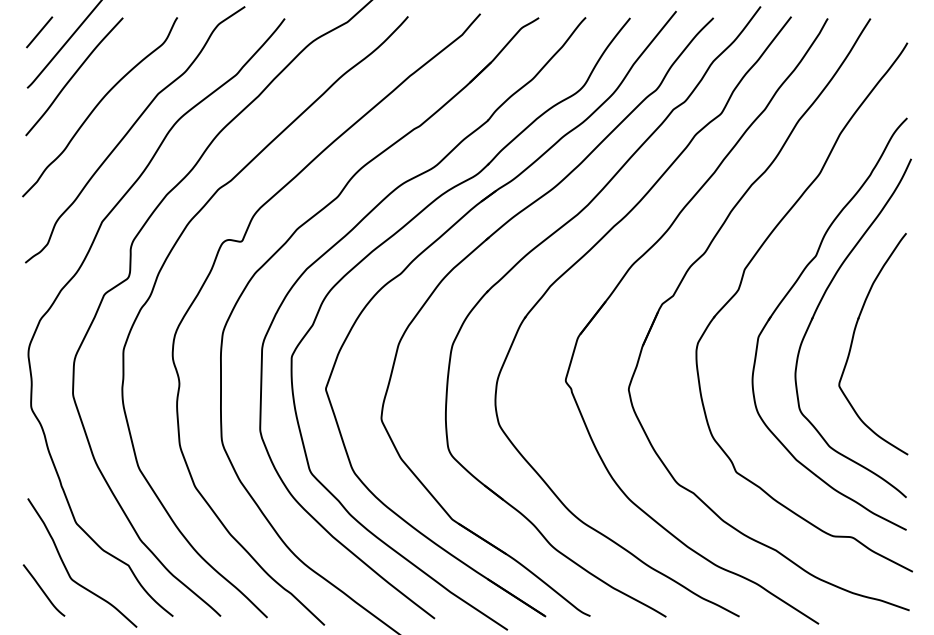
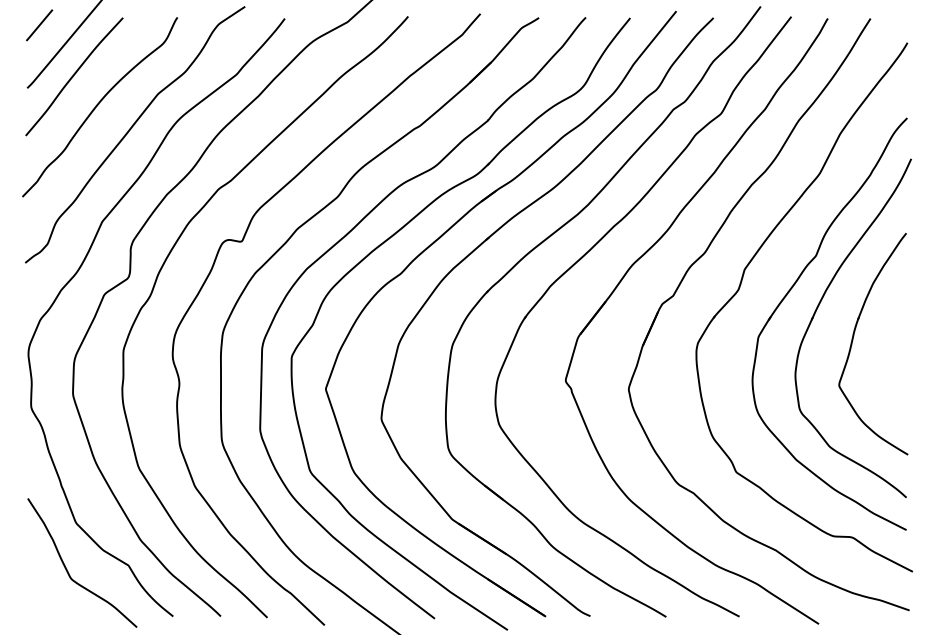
line position: (39, 32) -> (39, 25) (39, 25)
curve: present -> none (43, 590)
